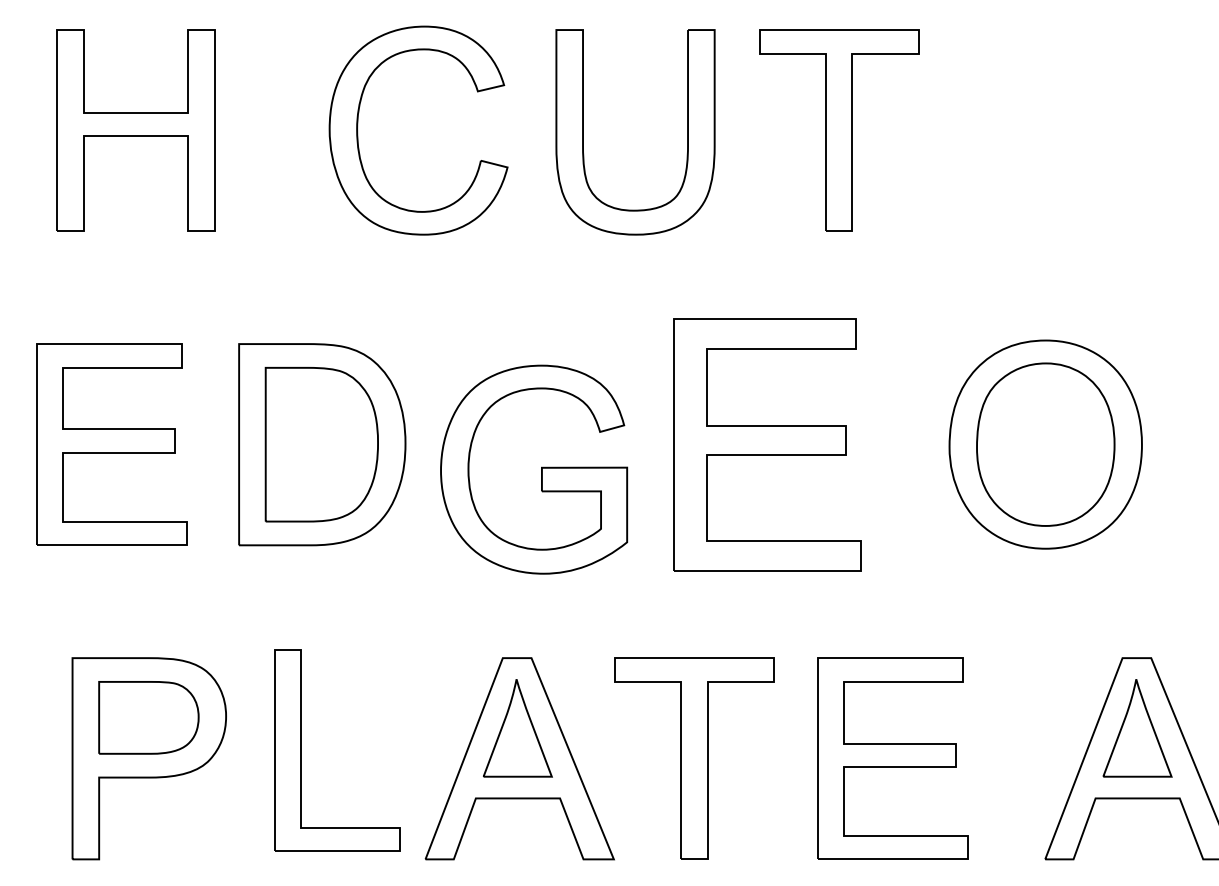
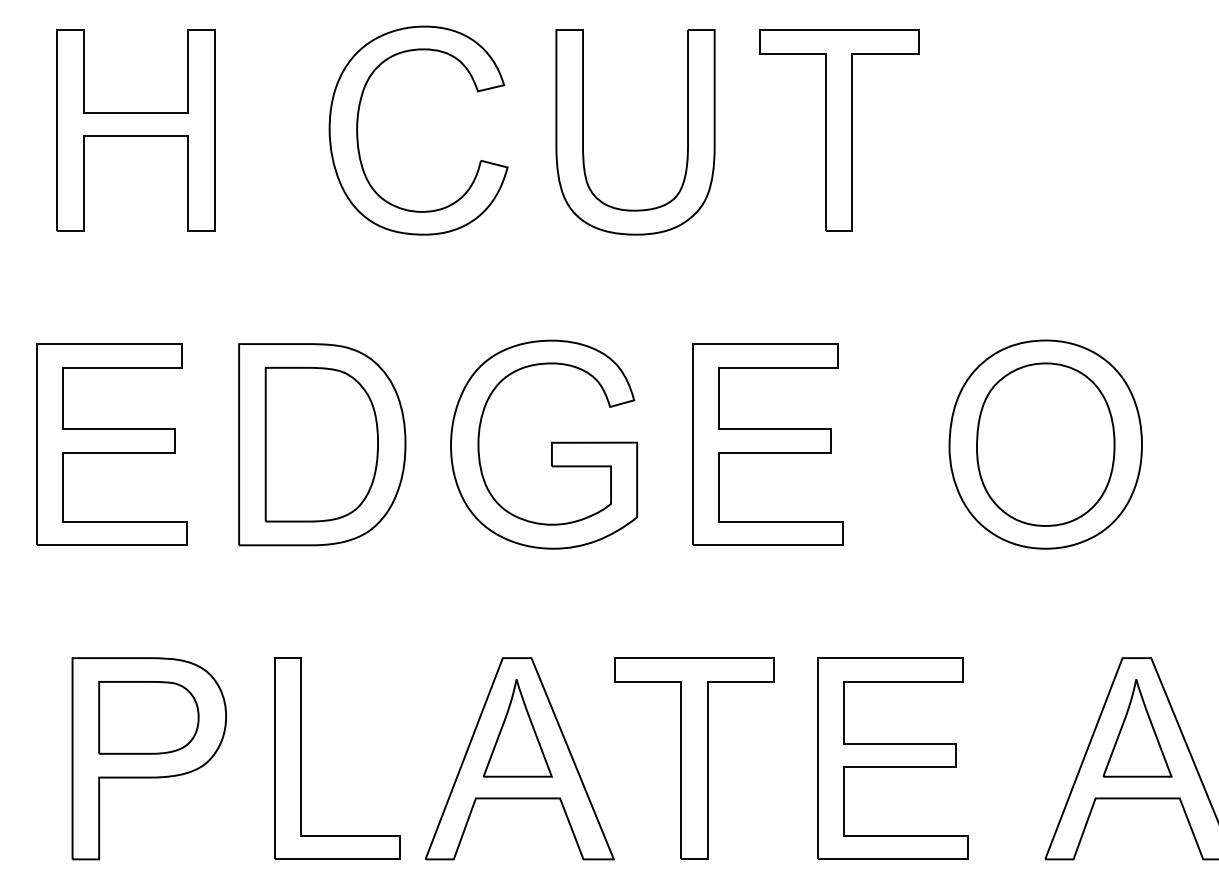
part size: 189x254 px -> 152x203 px (767, 444)
part position: (541, 469) -> (551, 444) (551, 444)
part position: (301, 750) -> (301, 758) (301, 758)
